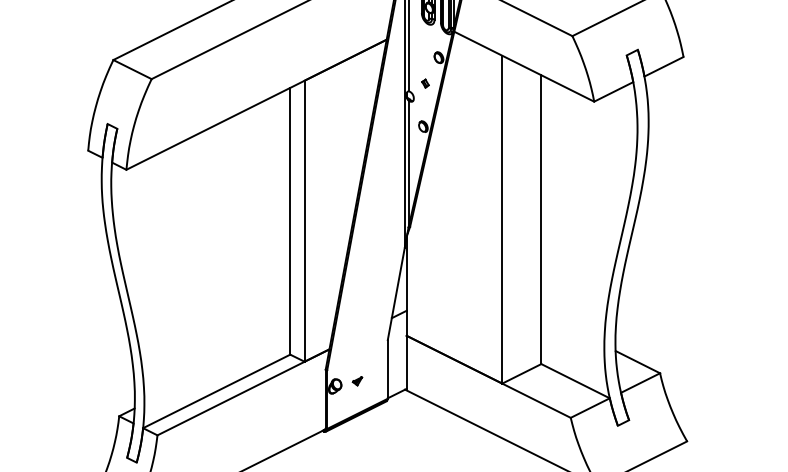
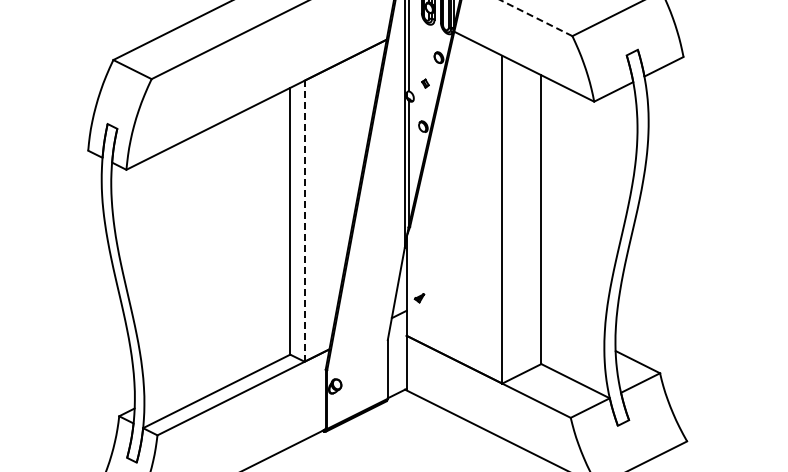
line: solid -> dashed (535, 17)
line: solid -> dashed (304, 221)
part position: (357, 381) -> (419, 298) (419, 298)
